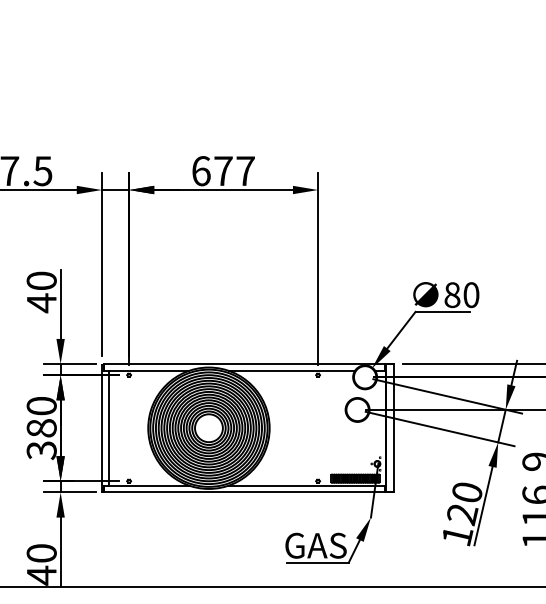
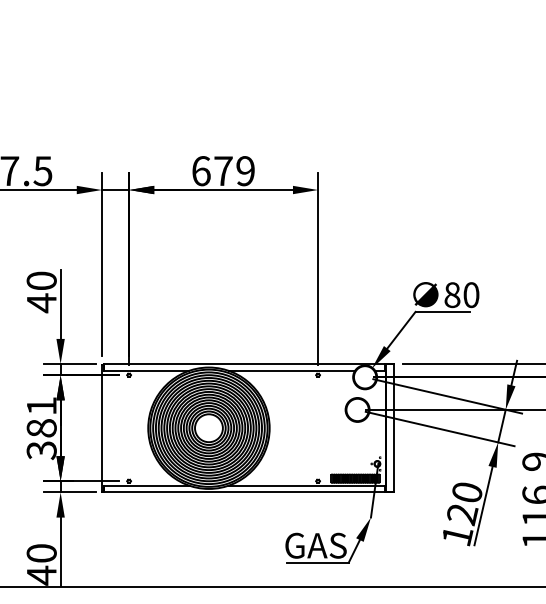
text: 677 -> 679 (245, 171)
text: 380 -> 381 (41, 406)
line: present -> none (108, 427)
